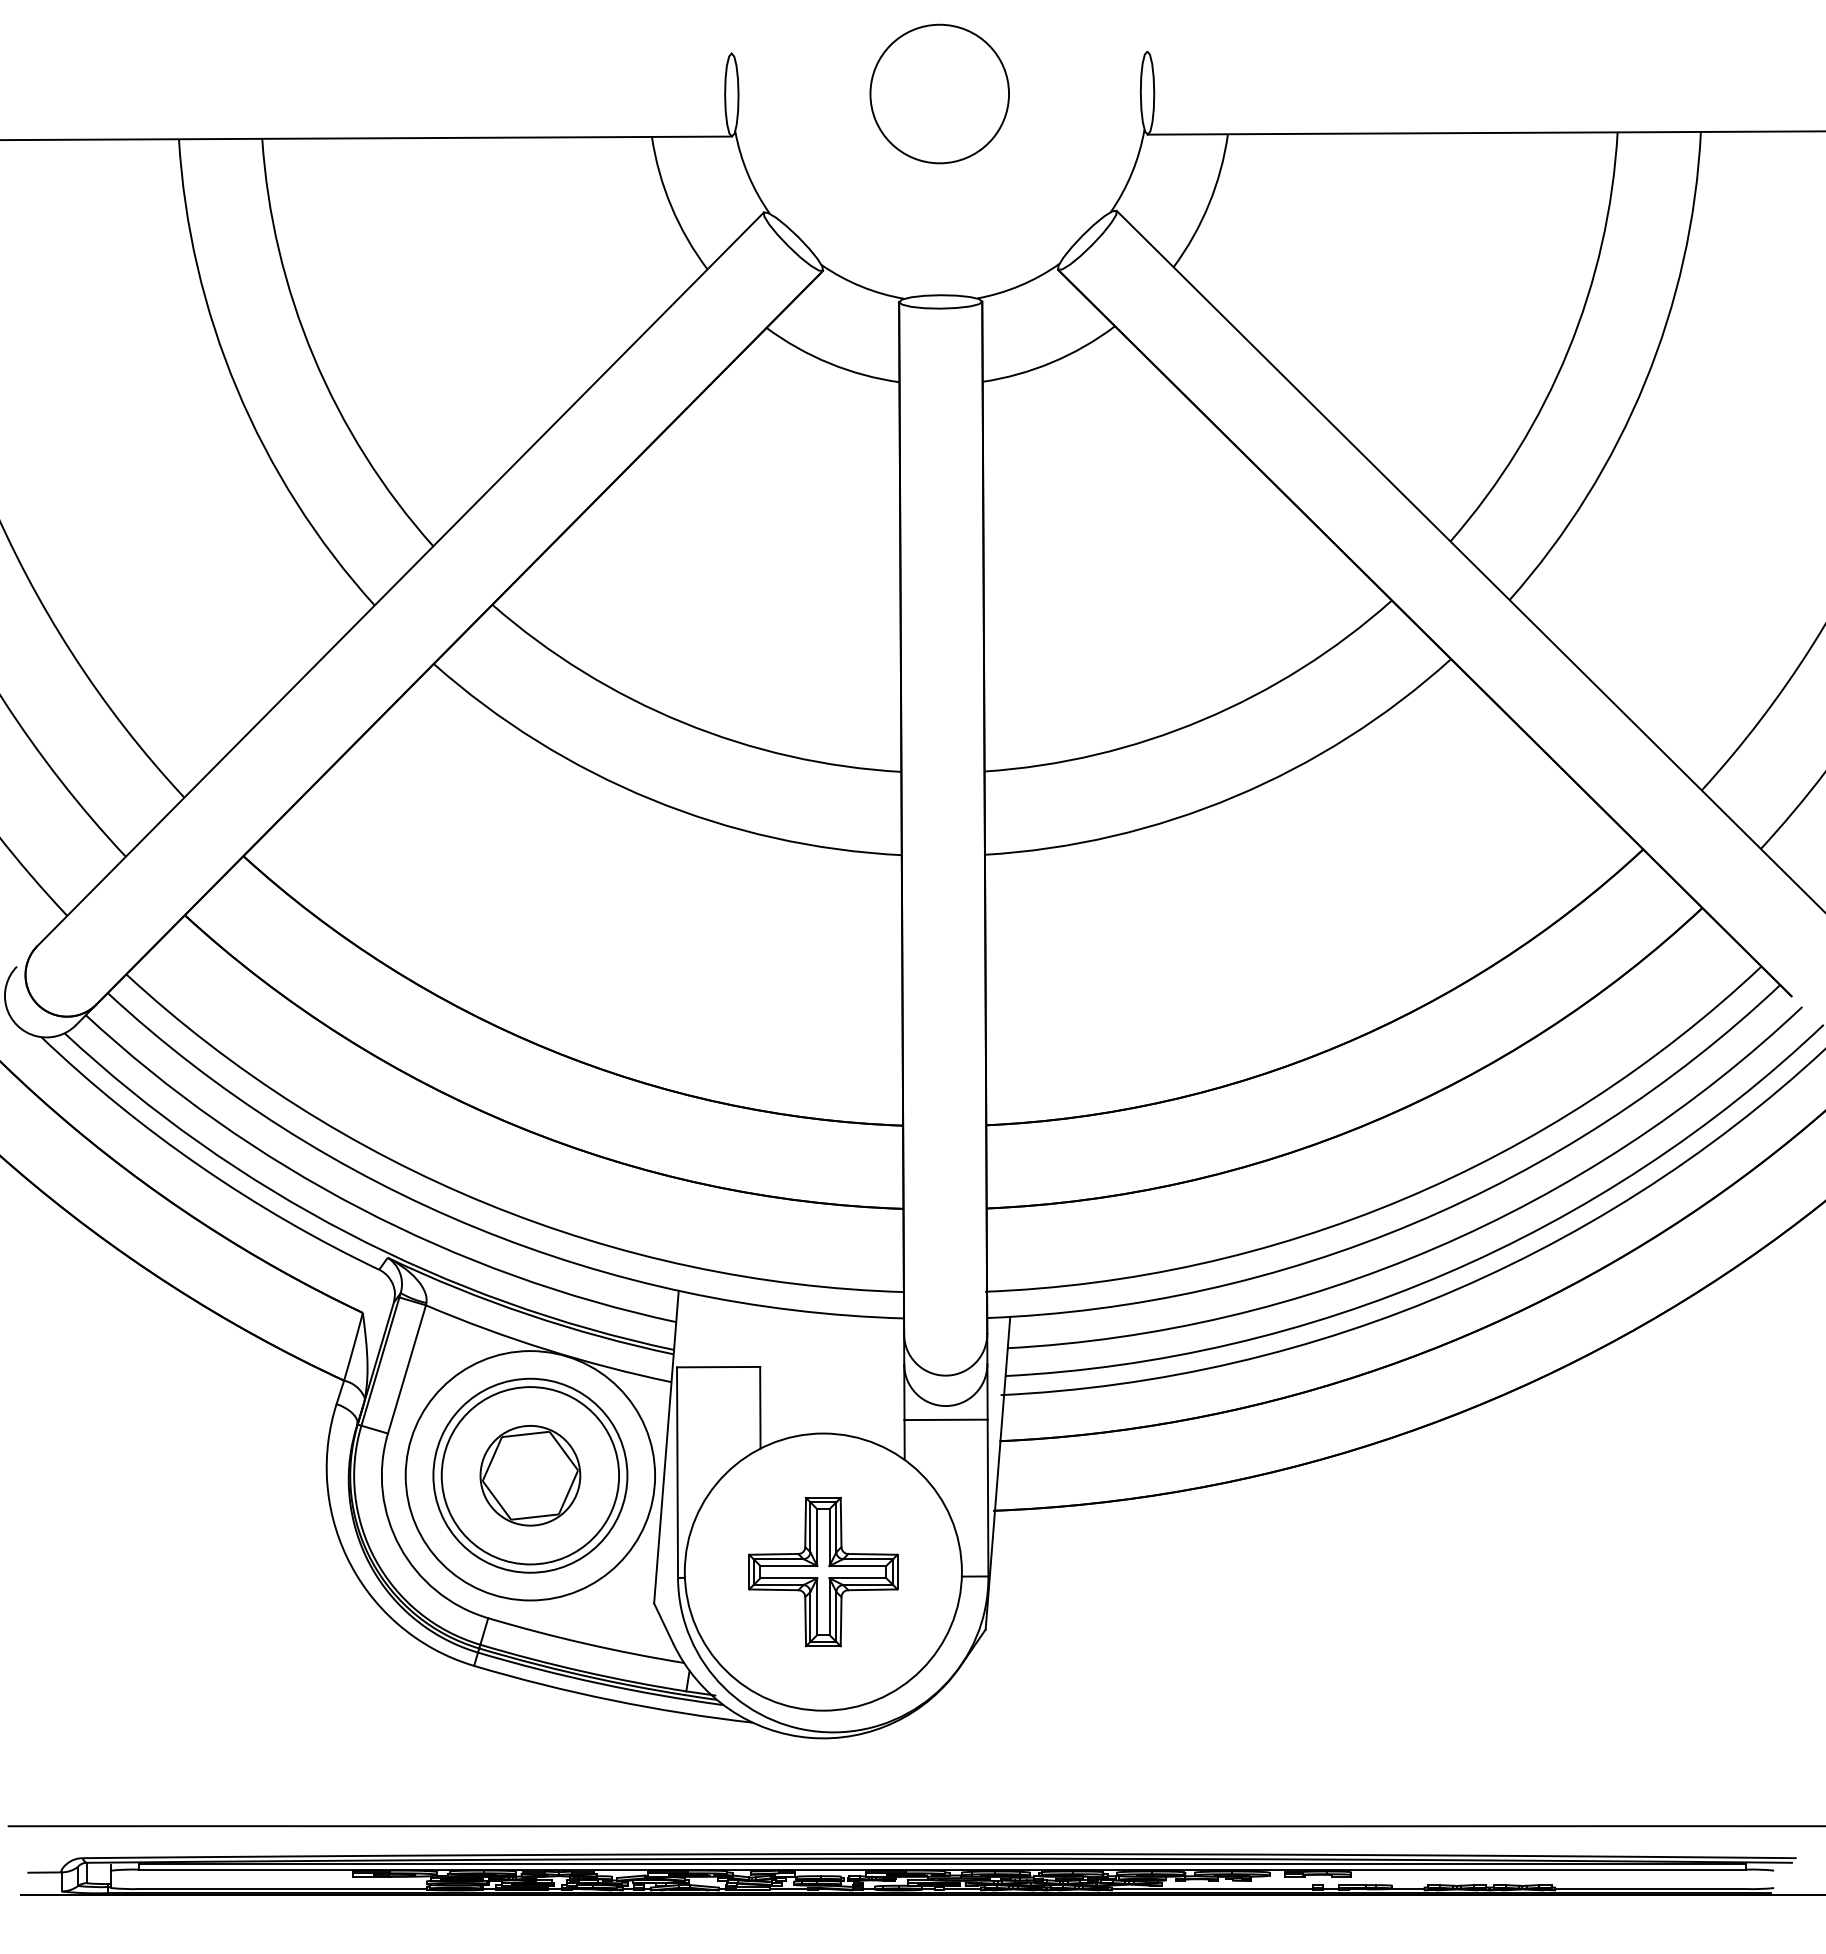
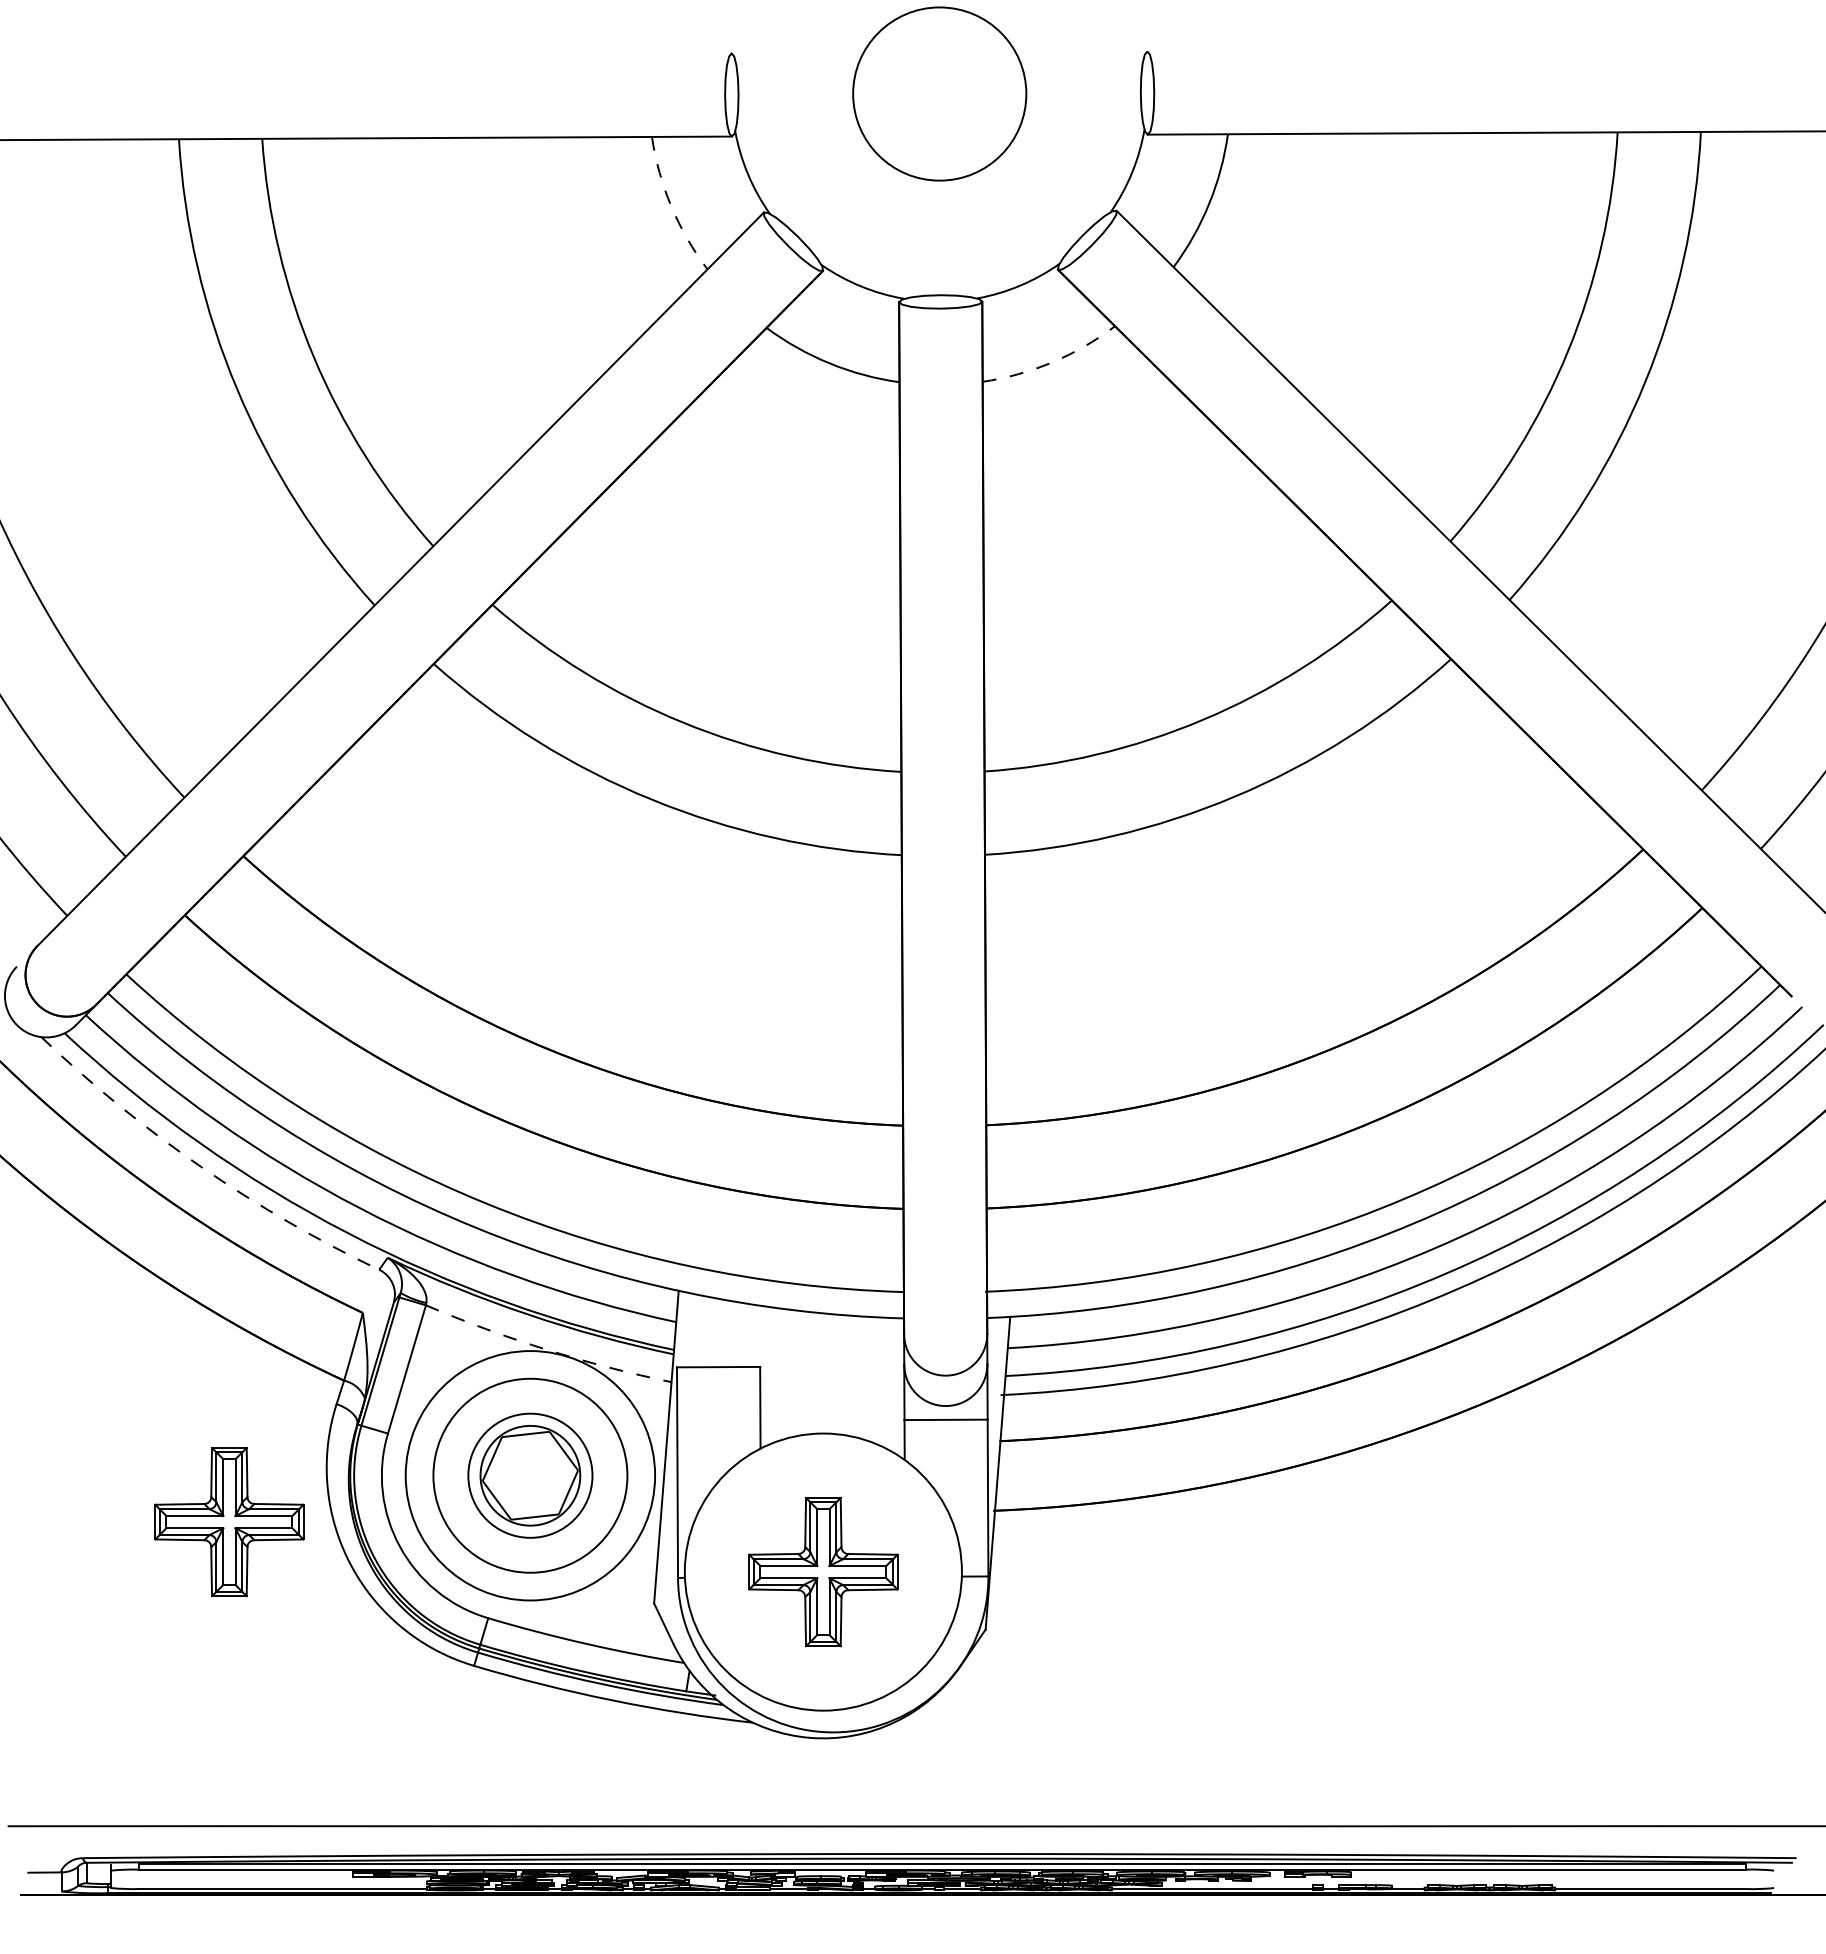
circle diameter: 139 px -> 173 px (939, 93)
arc: solid -> dashed (671, 206)
arc: solid -> dashed (1052, 362)
arc: solid -> dashed (201, 1166)
arc: solid -> dashed (546, 1349)
circle diameter: 177 px -> 124 px (530, 1475)
part: none -> present (229, 1521)
